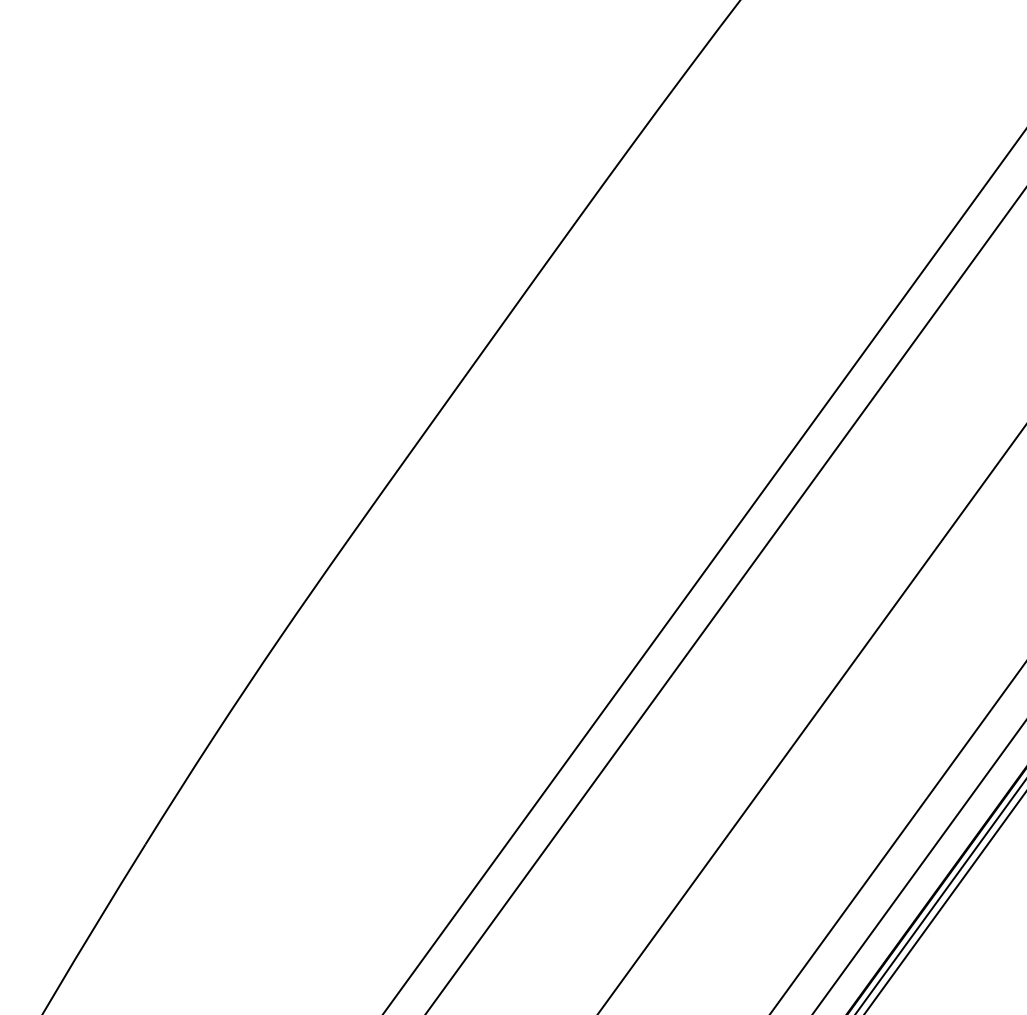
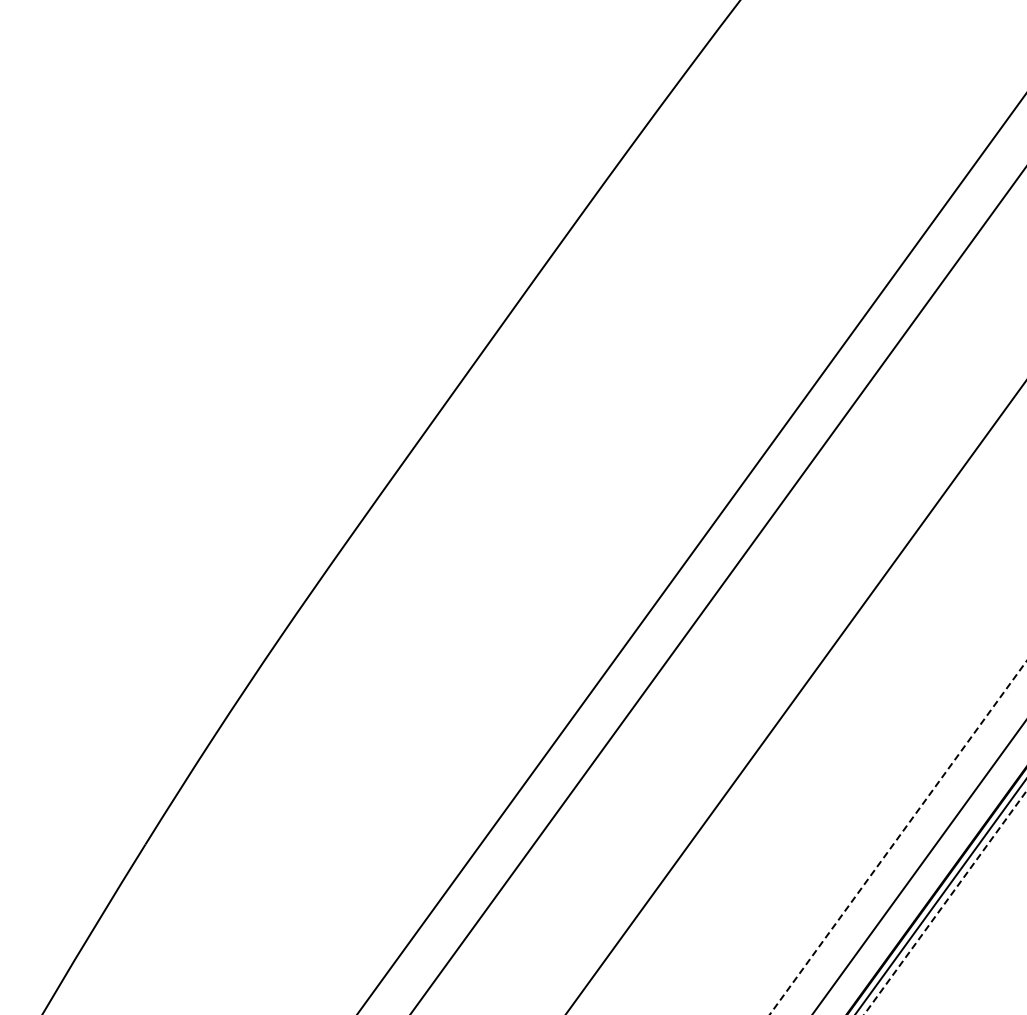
line position: (703, 571) -> (691, 553) (691, 553)
line position: (725, 601) -> (717, 590) (717, 590)
line position: (811, 719) -> (795, 697) (795, 697)
line: solid -> dashed (898, 838)
line: solid -> dashed (945, 902)
